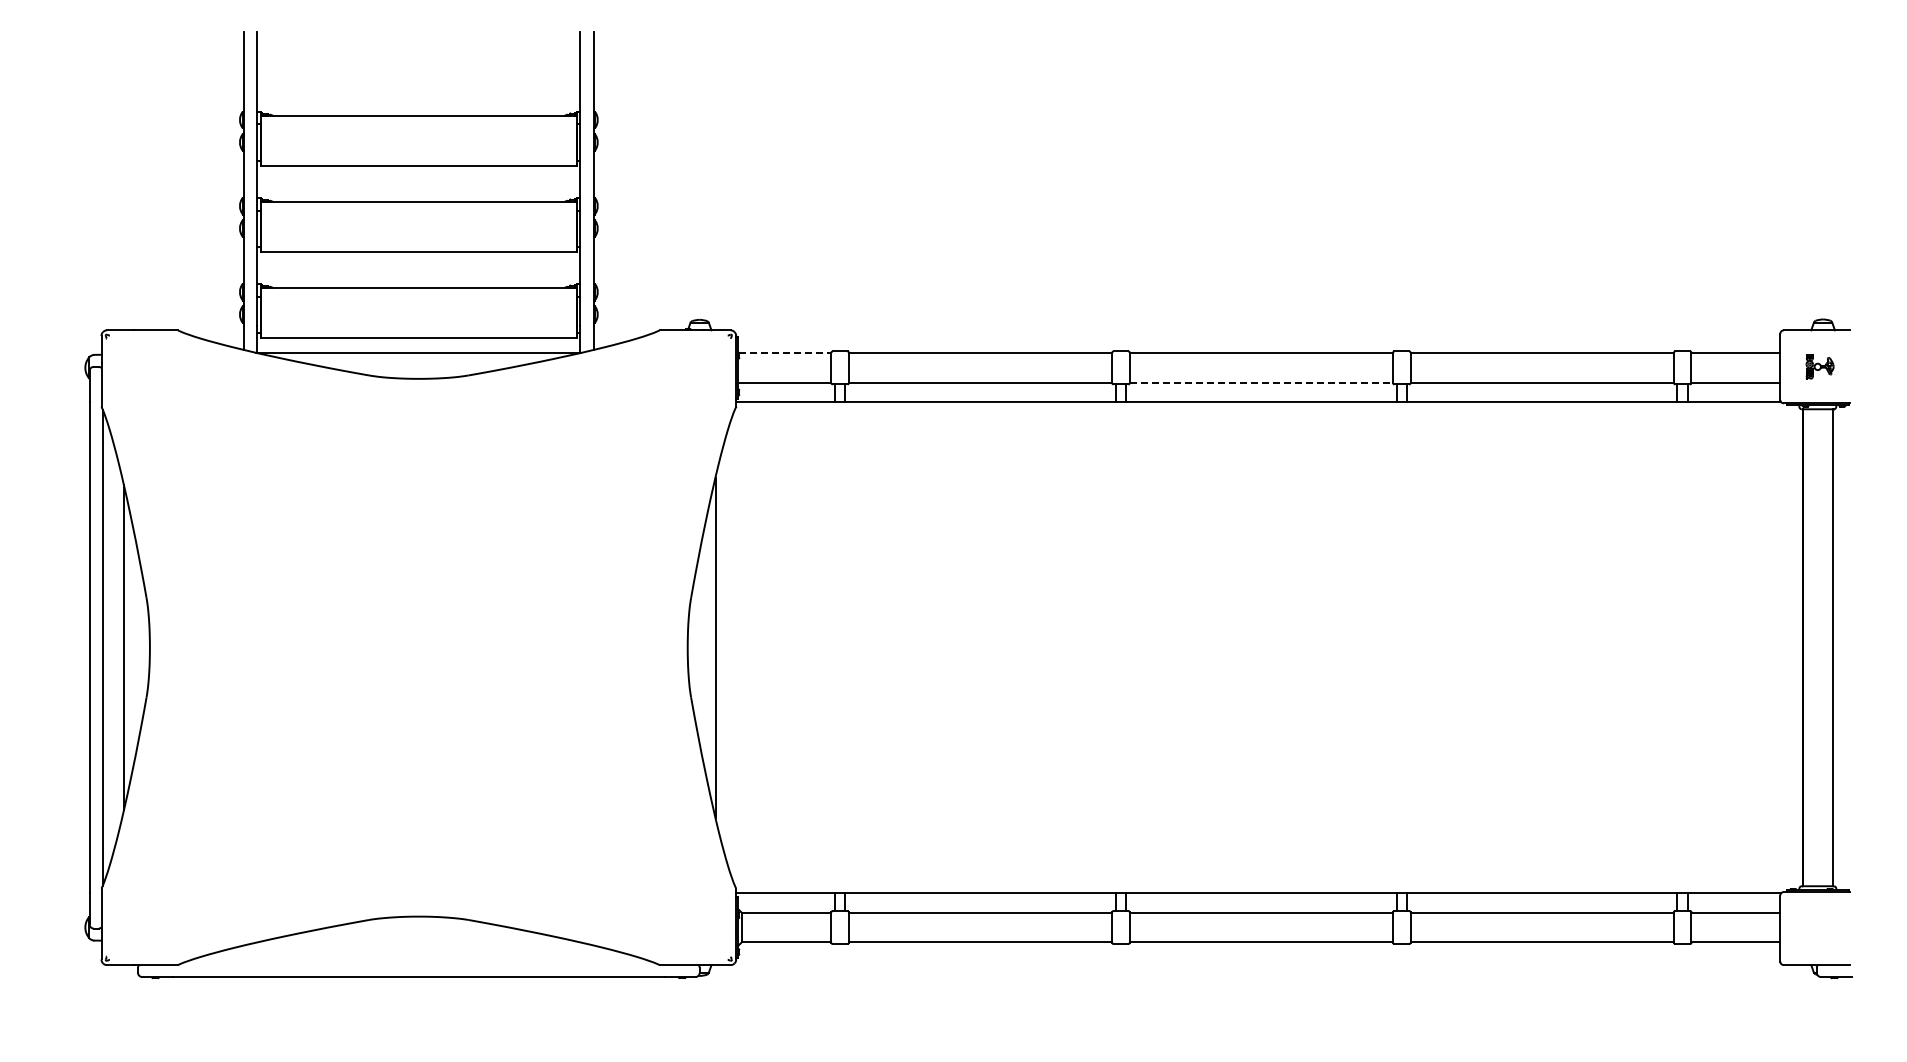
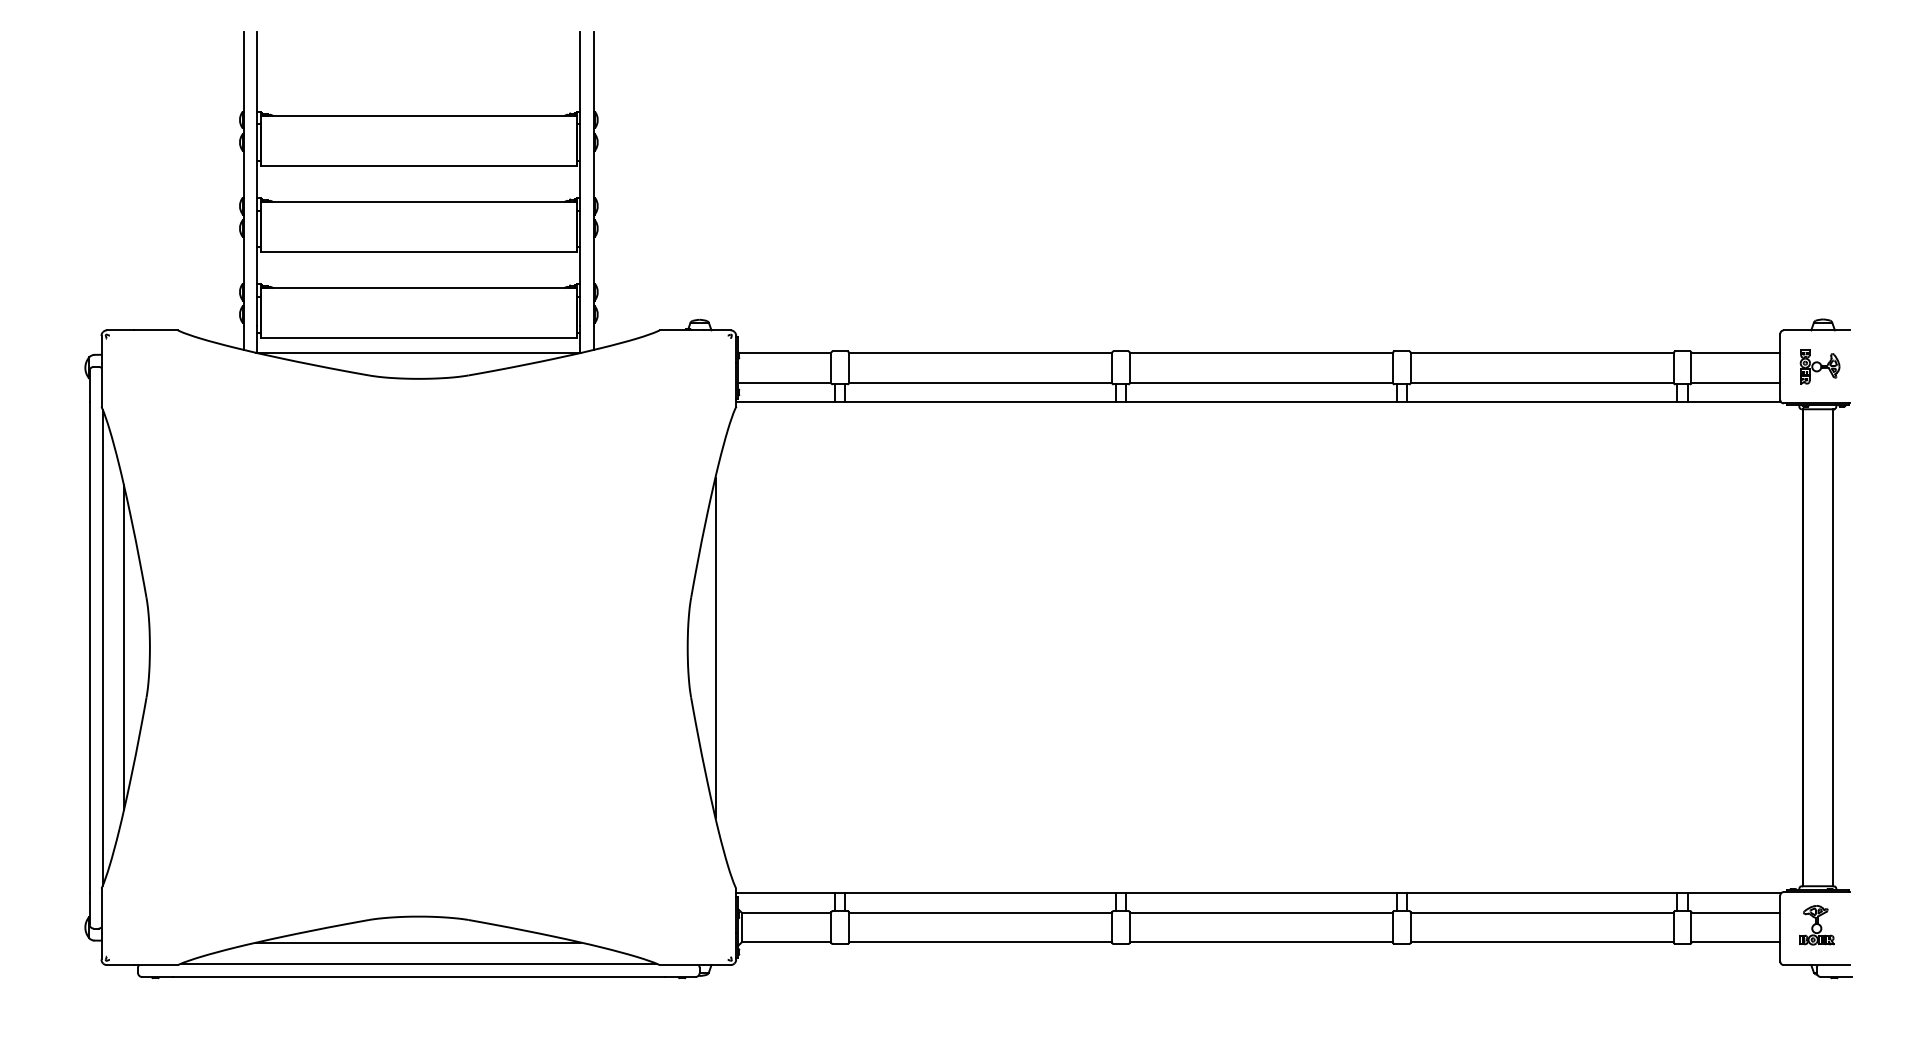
line: dashed -> solid (785, 353)
part size: 30x26 px -> 42x36 px (1819, 366)
line: dashed -> solid (1261, 382)
part: none -> present (1816, 925)
line: none -> present (418, 942)
line: none -> present (418, 963)
